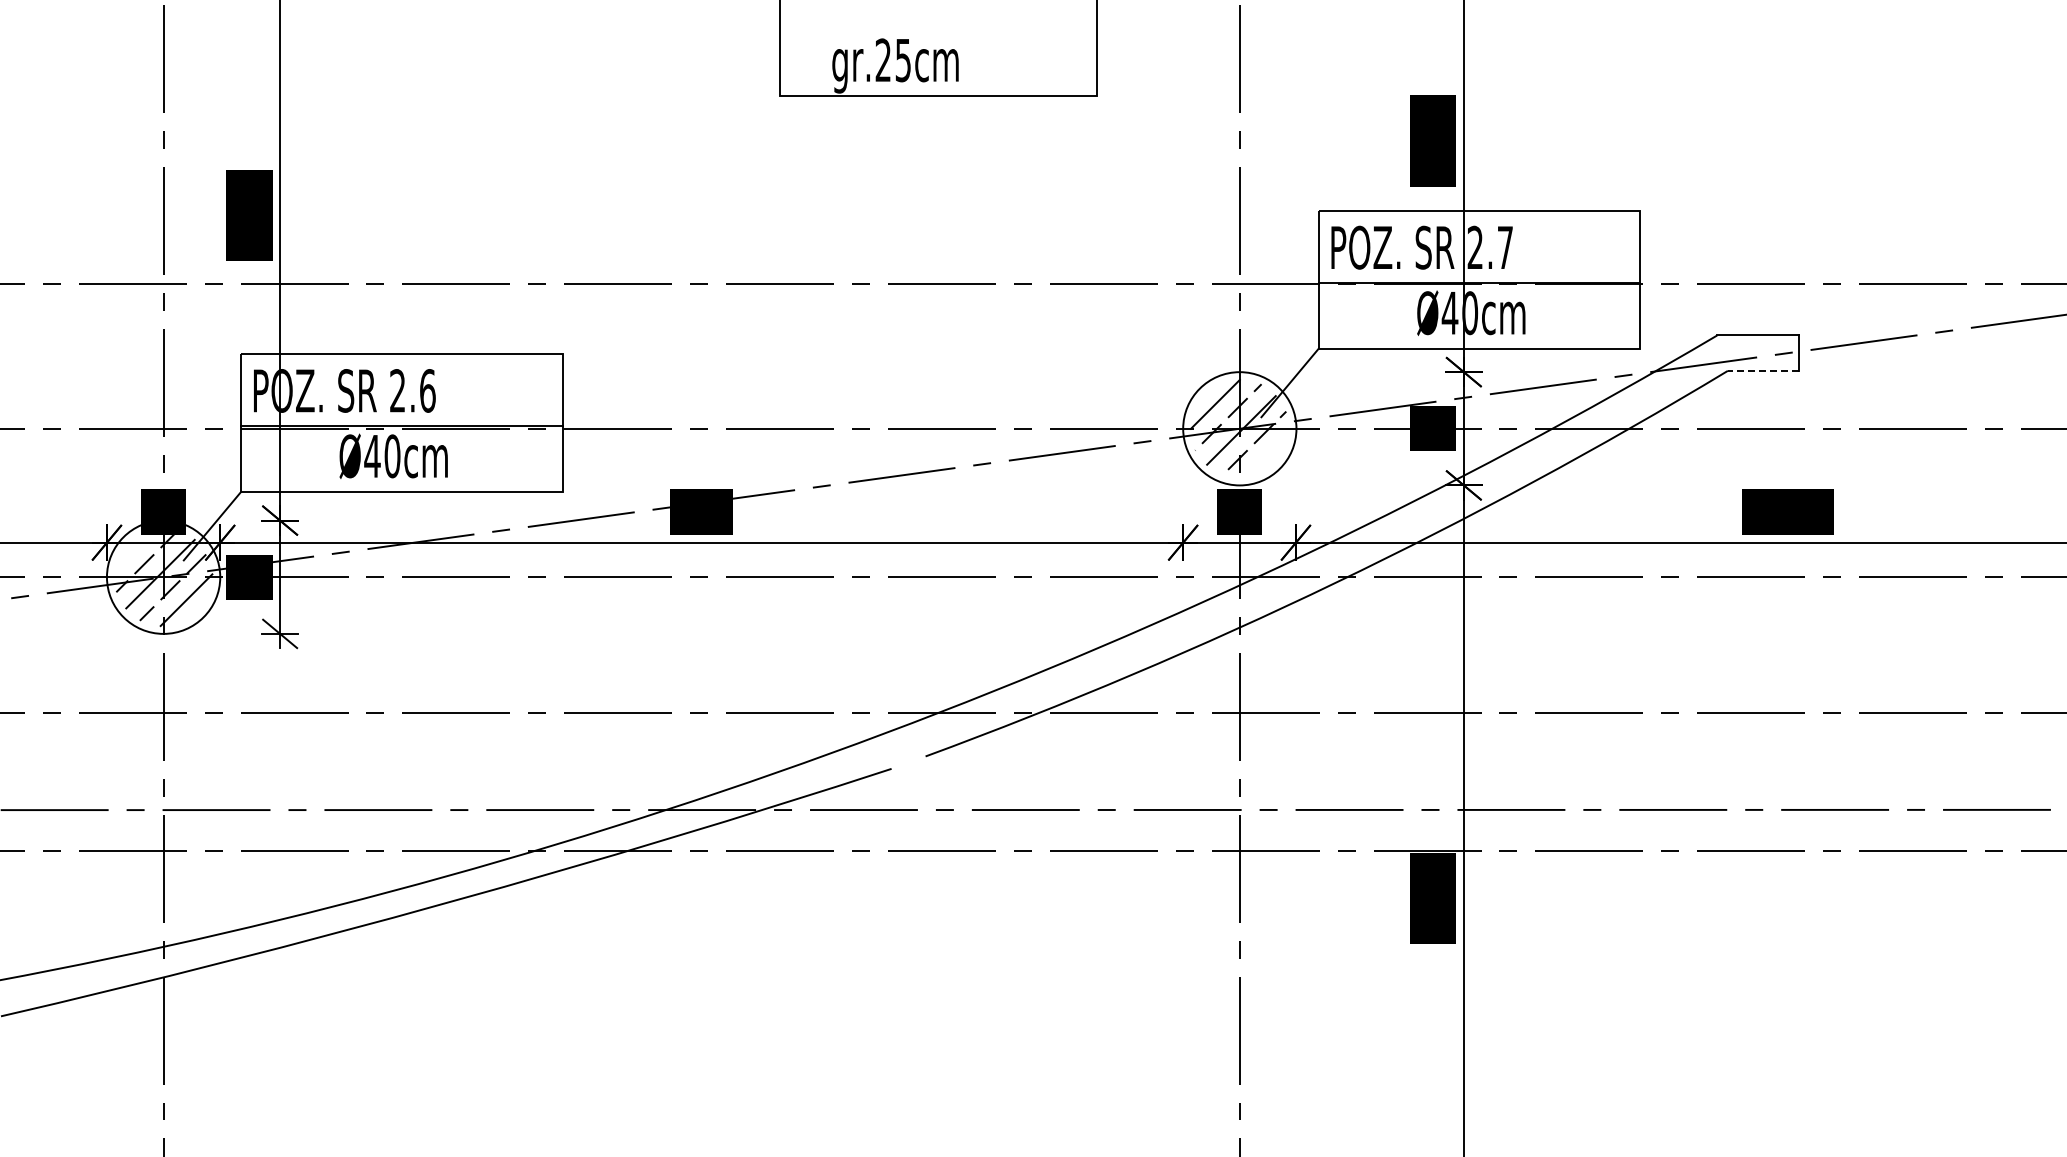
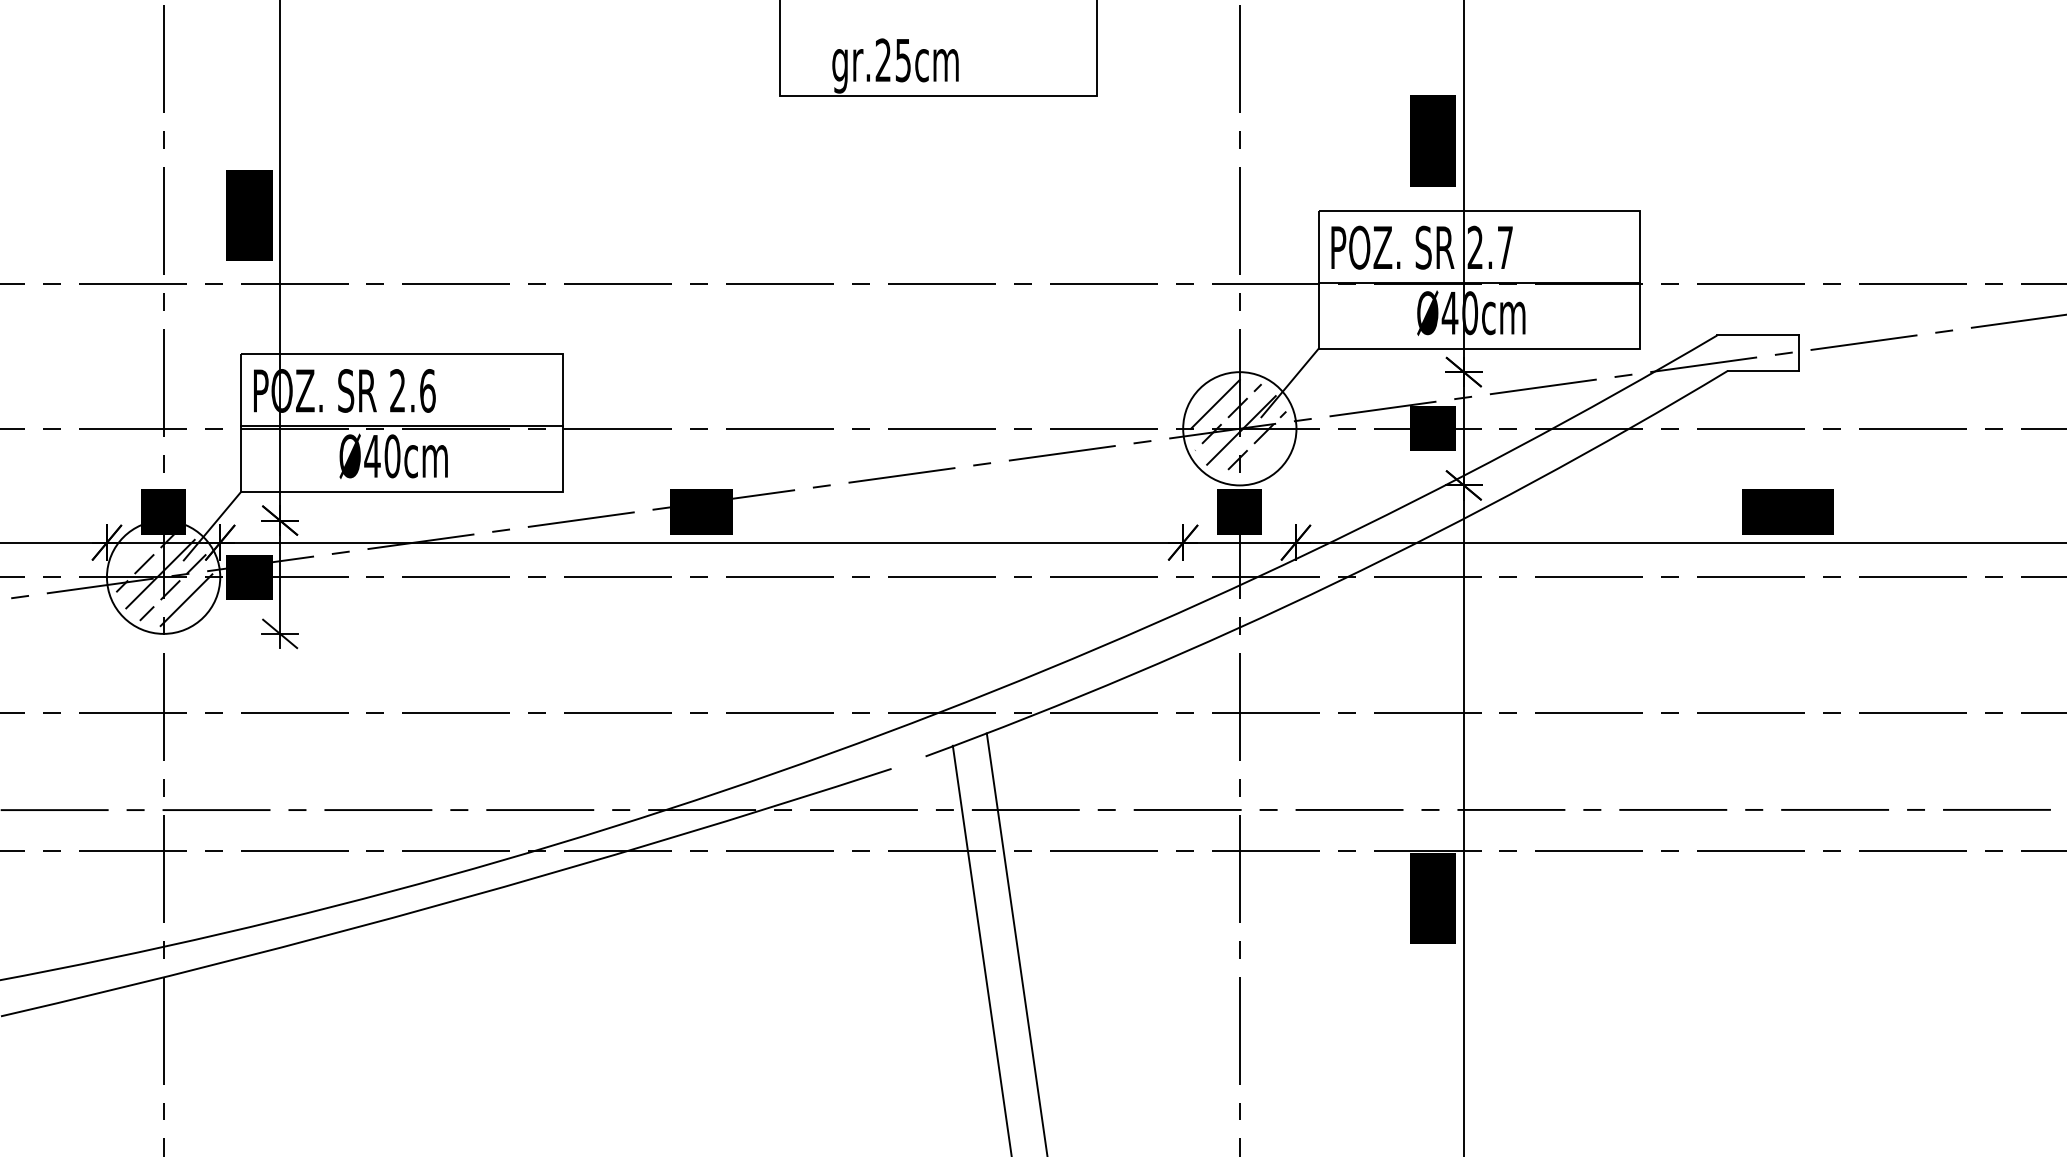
line: dashed -> solid (1763, 370)
line: none -> present (1016, 943)
line: none -> present (981, 949)
